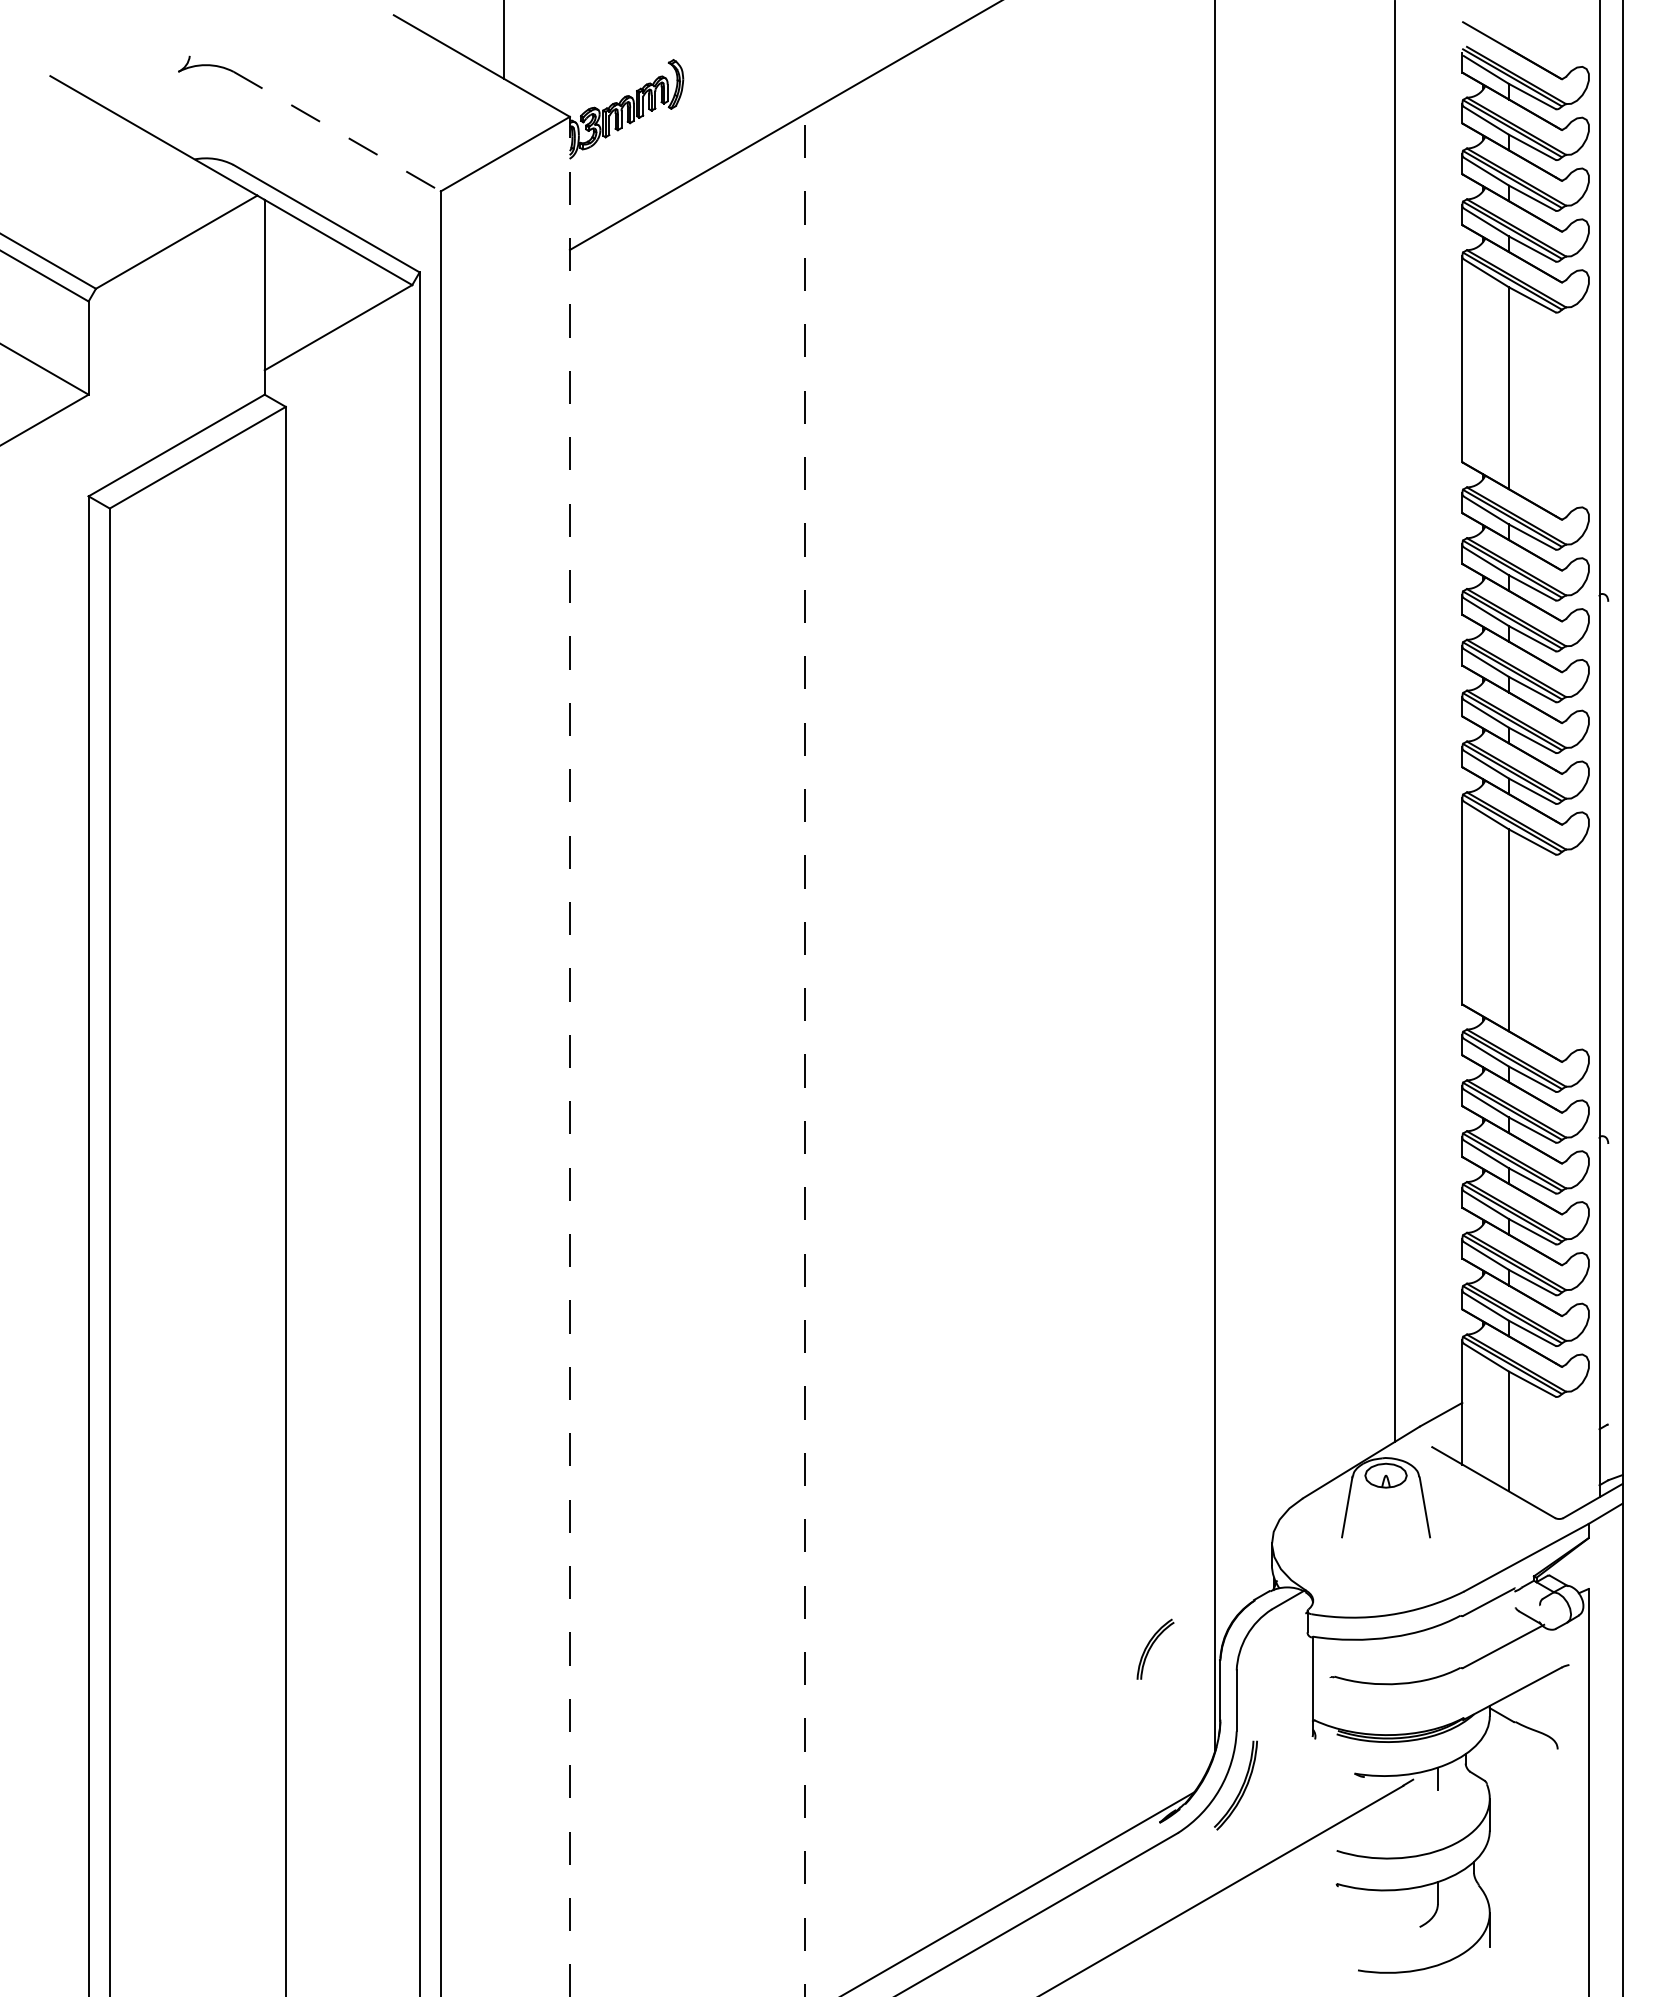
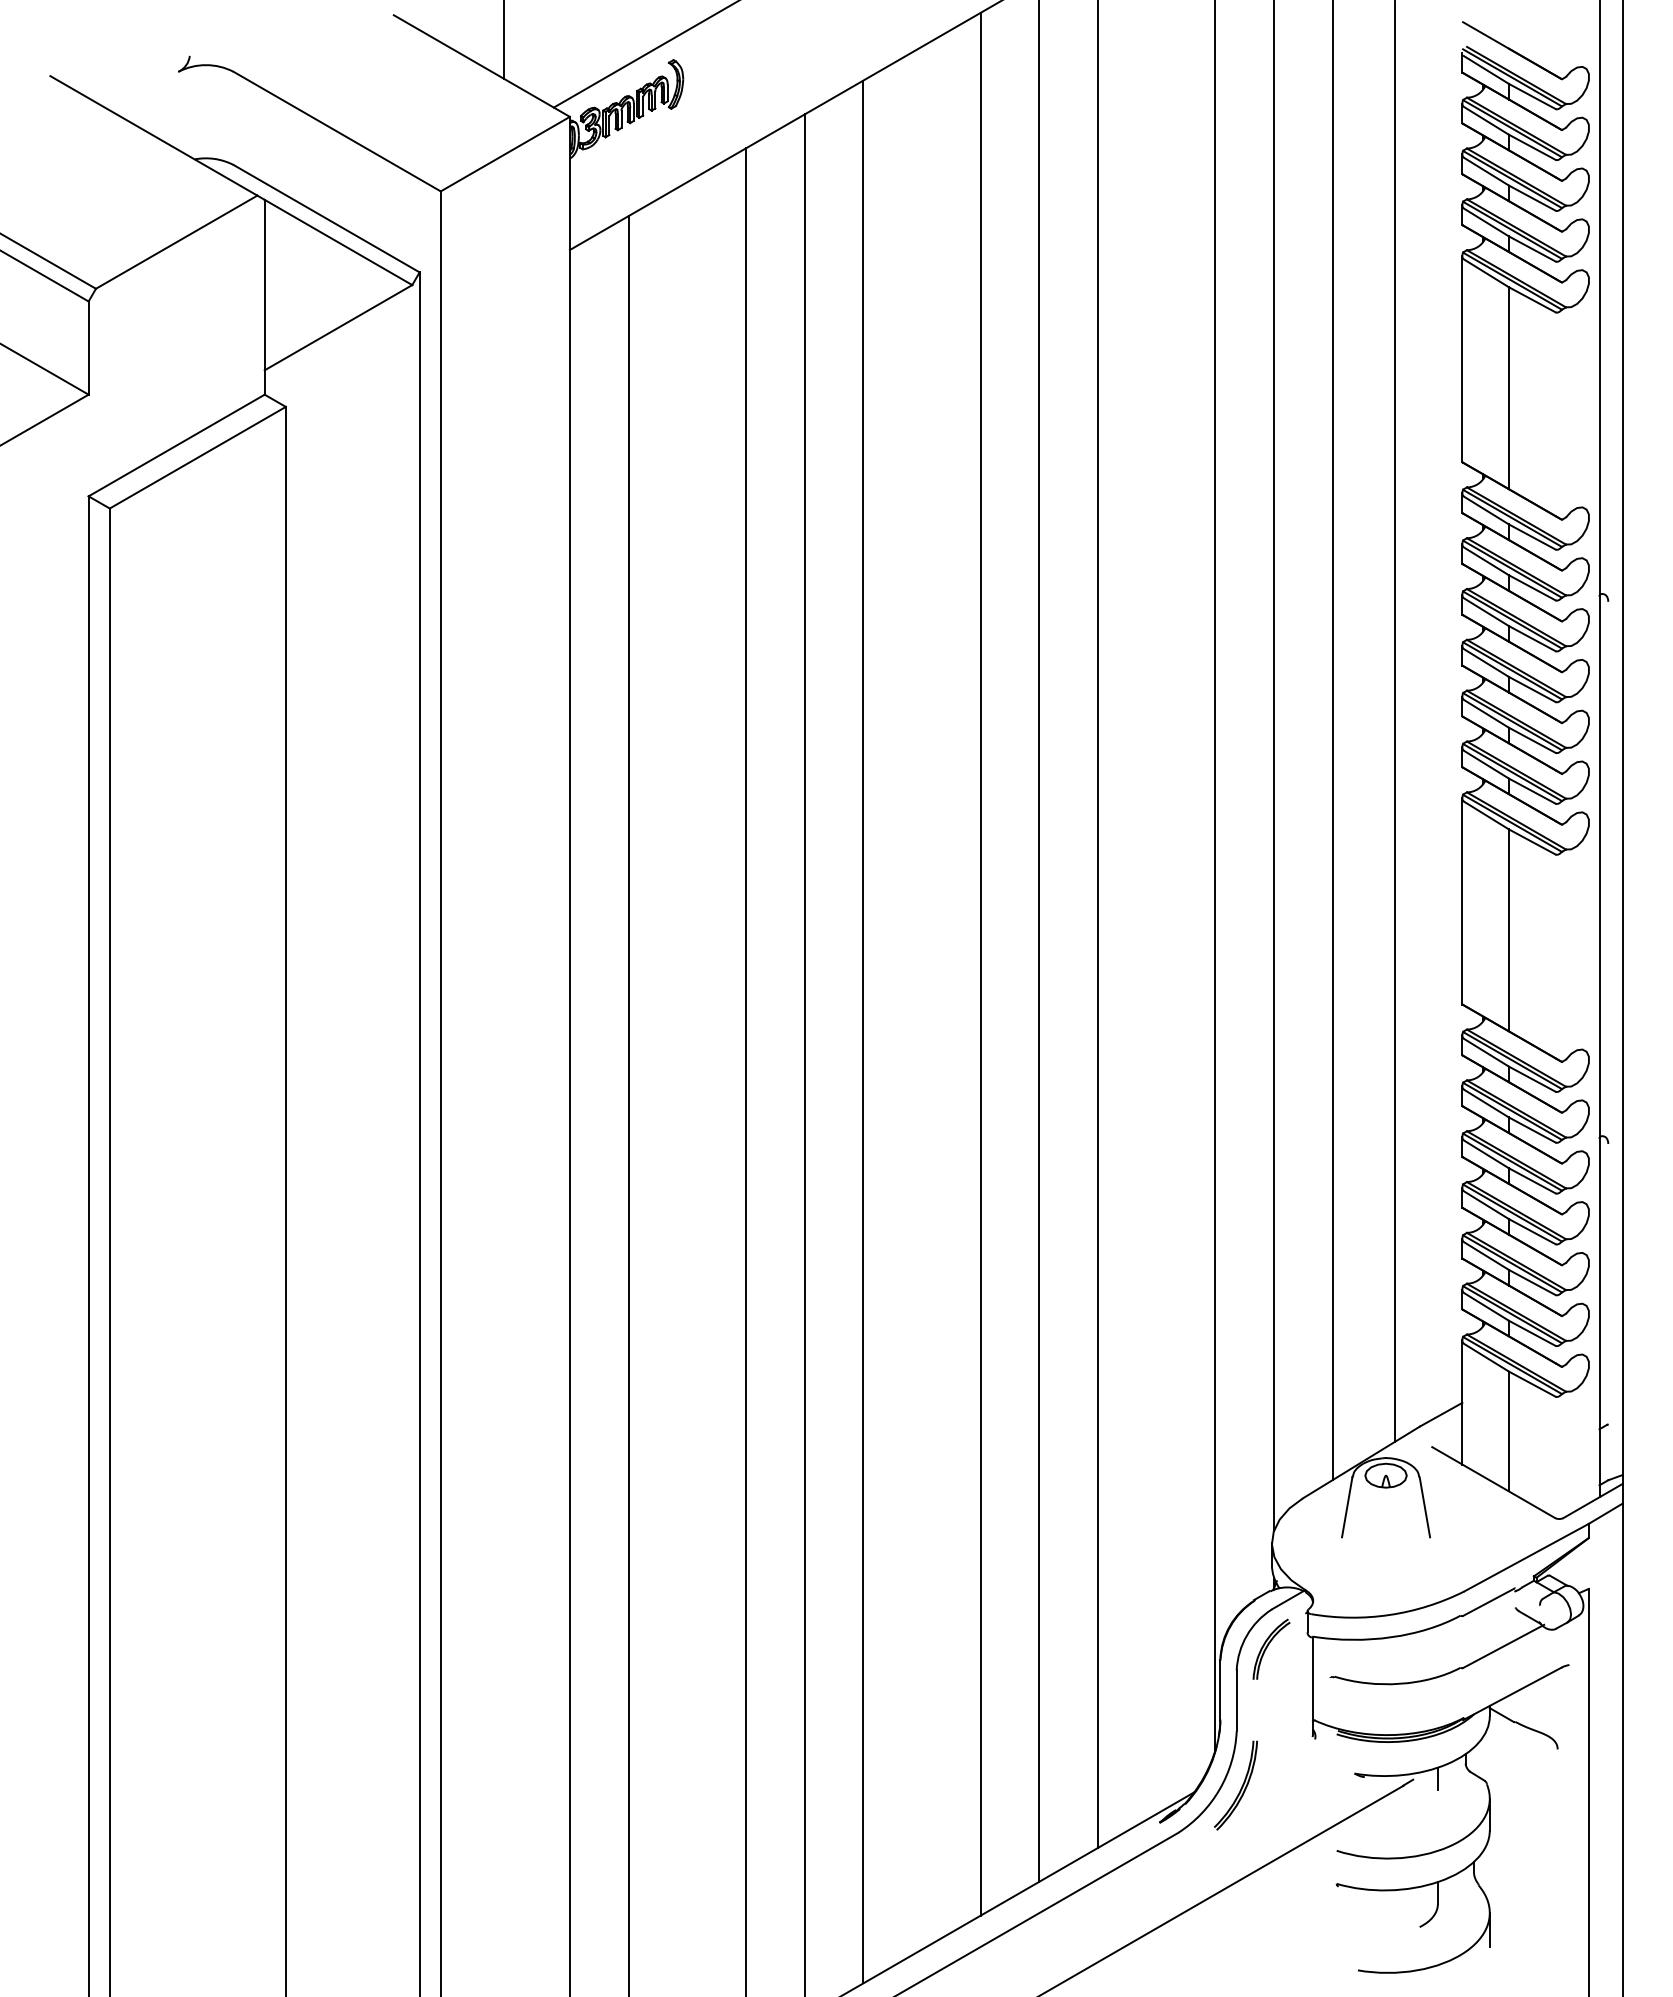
line: none -> present (644, 54)
line: dashed -> solid (337, 131)
line: none -> present (1332, 740)
line: none -> present (1274, 766)
line: none -> present (1098, 924)
line: none -> present (1039, 941)
line: none -> present (980, 963)
line: none -> present (863, 1031)
line: dashed -> solid (804, 1055)
line: dashed -> solid (569, 1056)
line: none -> present (745, 1070)
line: none -> present (628, 1104)
part position: (1155, 1648) -> (1271, 1648) (1271, 1648)
